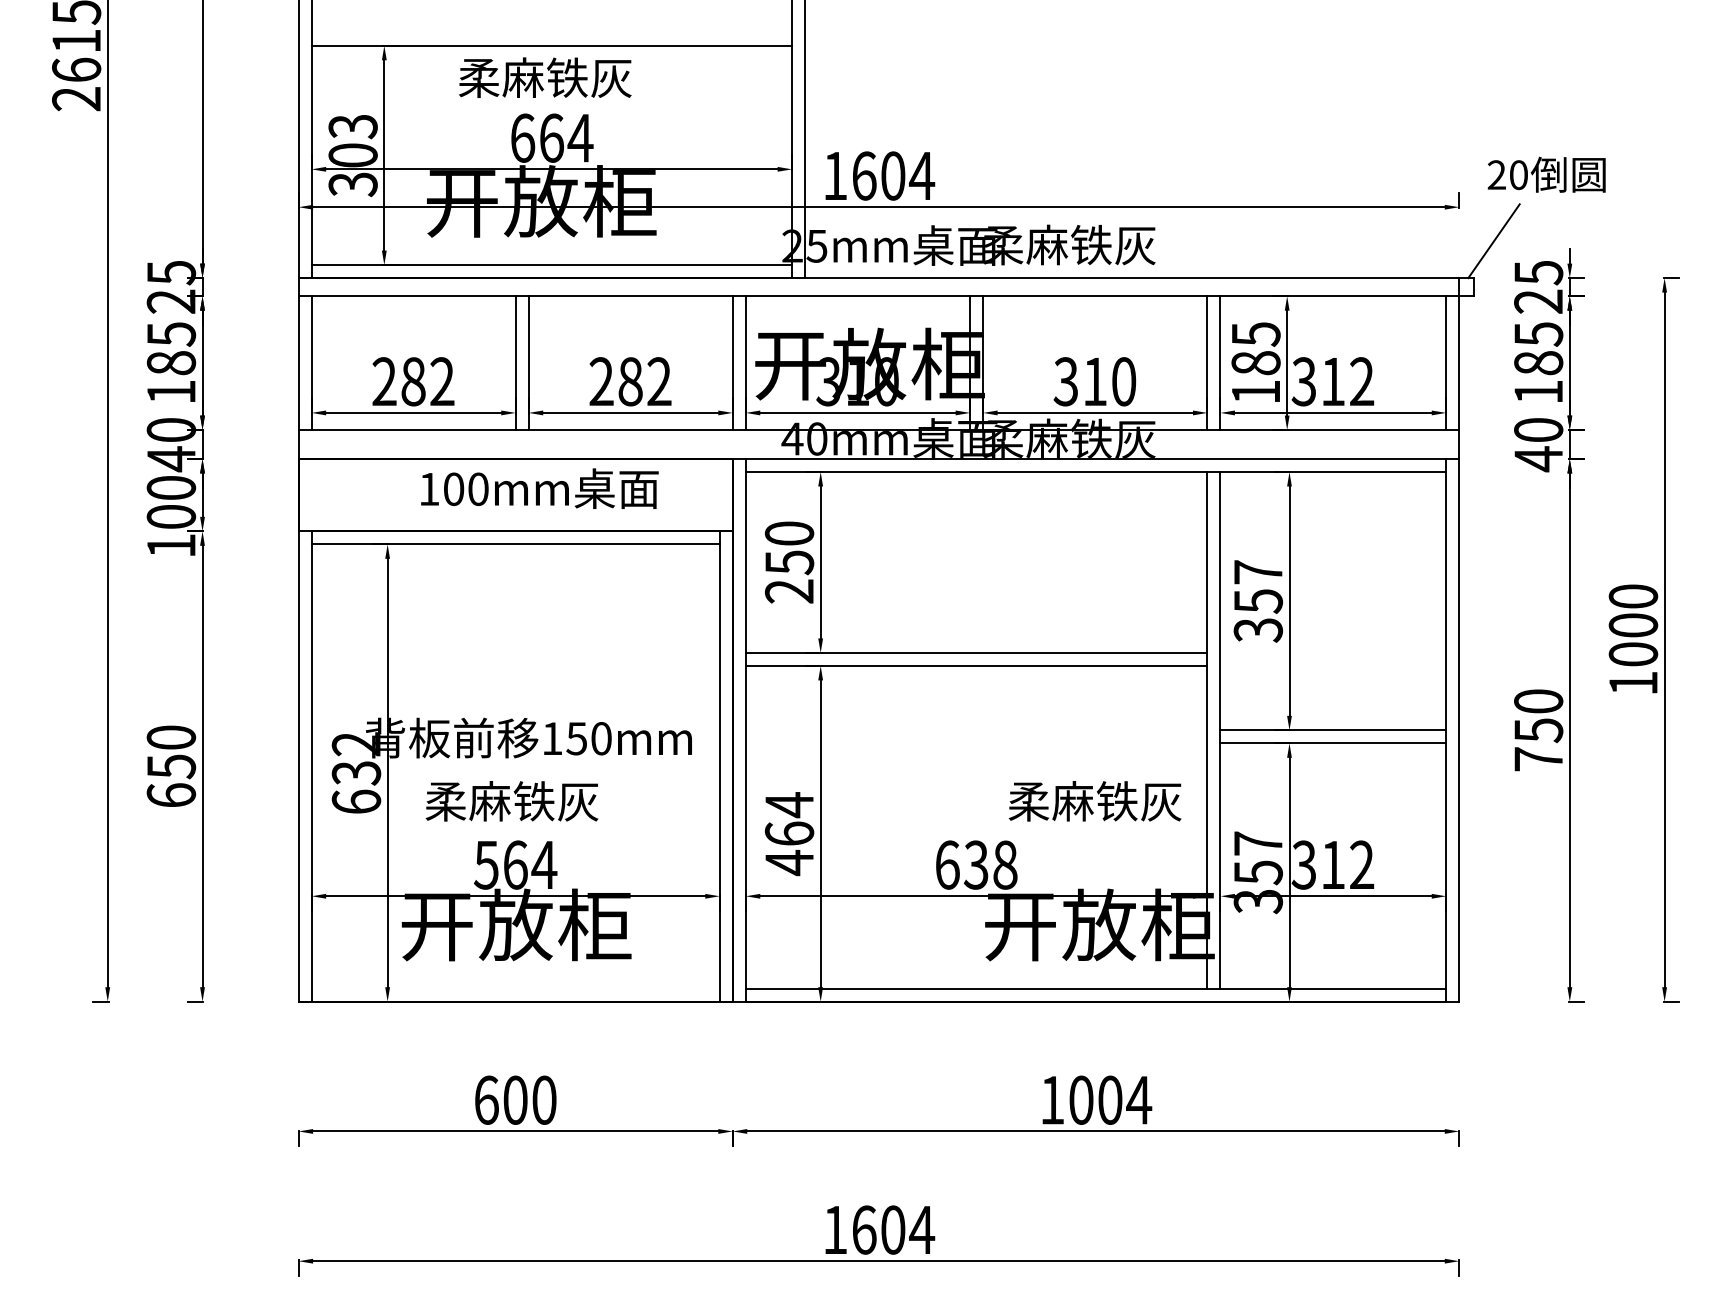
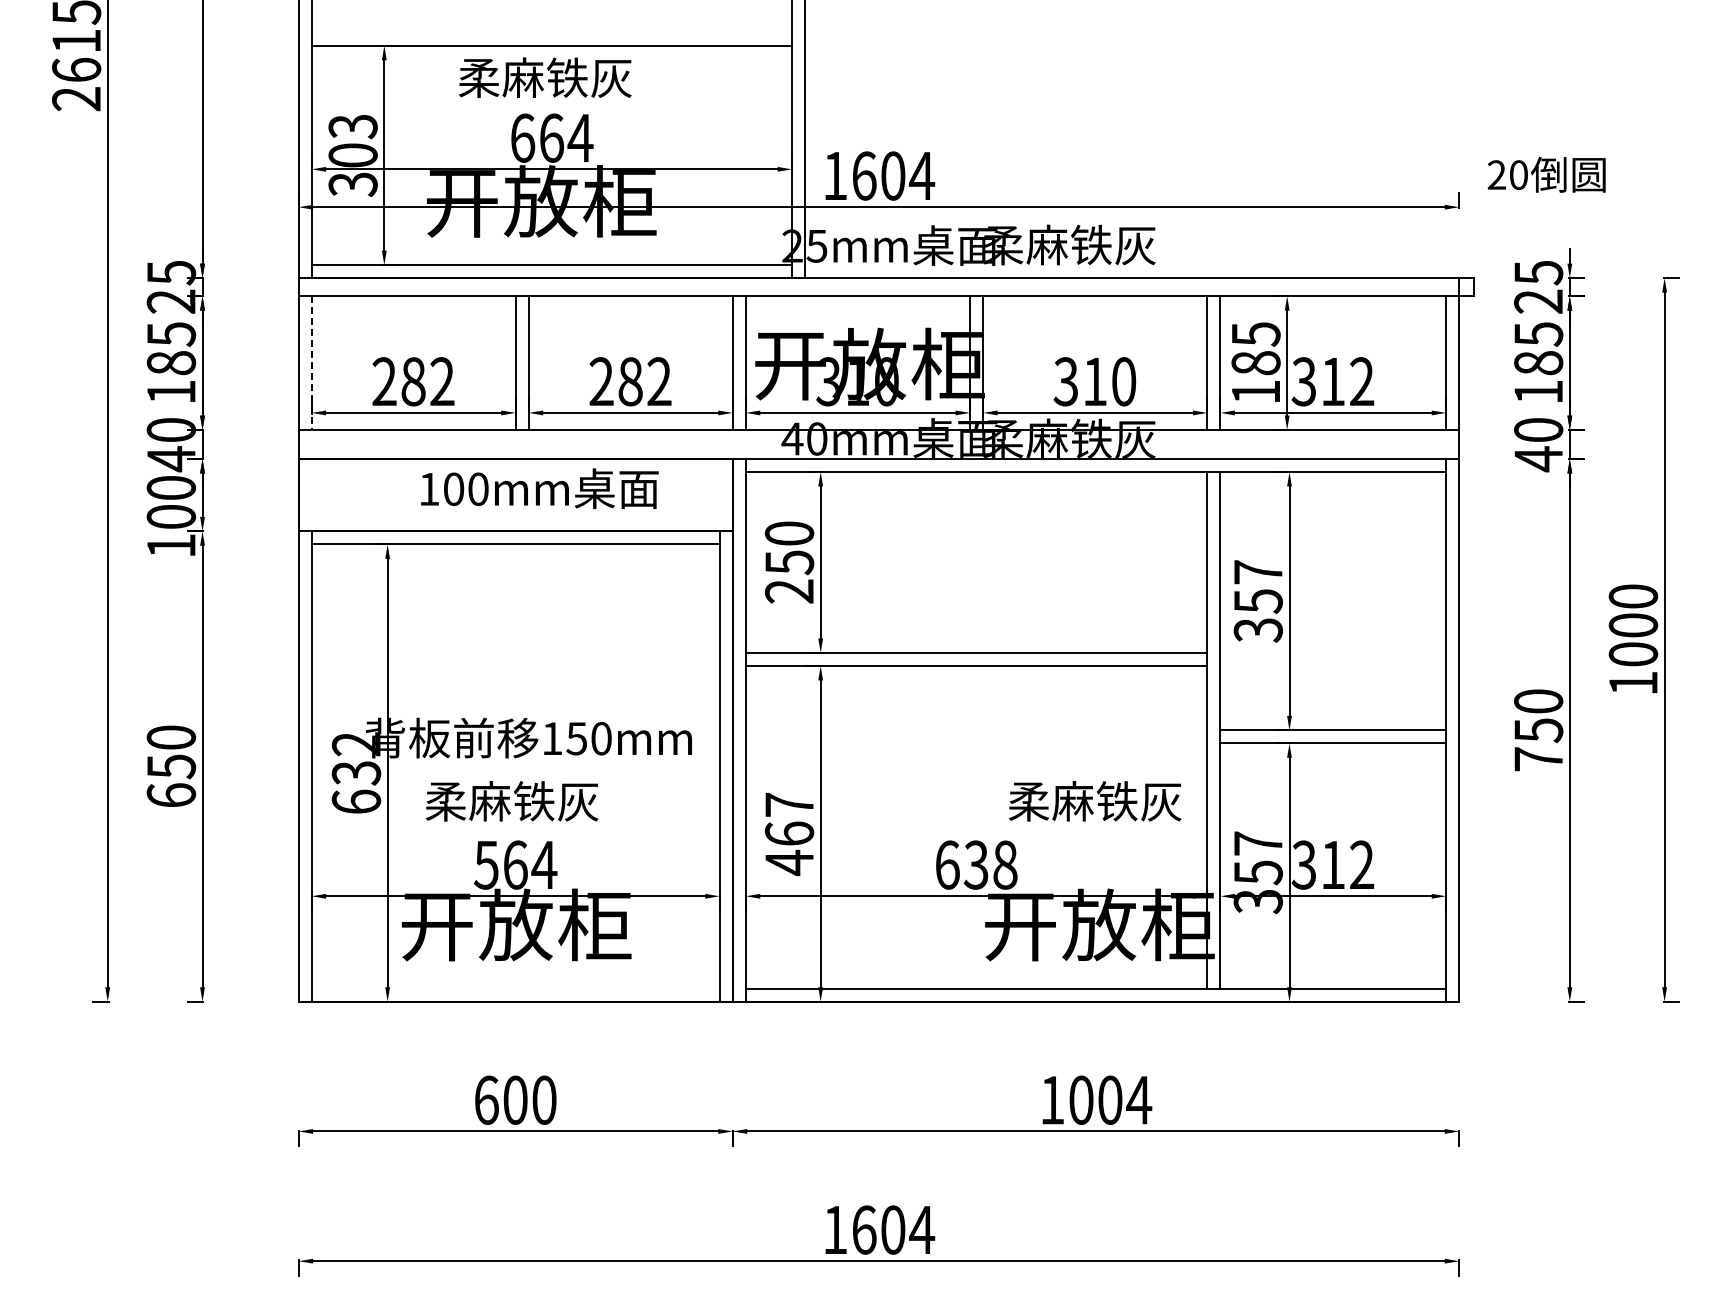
line: present -> none (1493, 241)
line: solid -> dashed (311, 363)
text: 464 -> 467 (789, 805)
